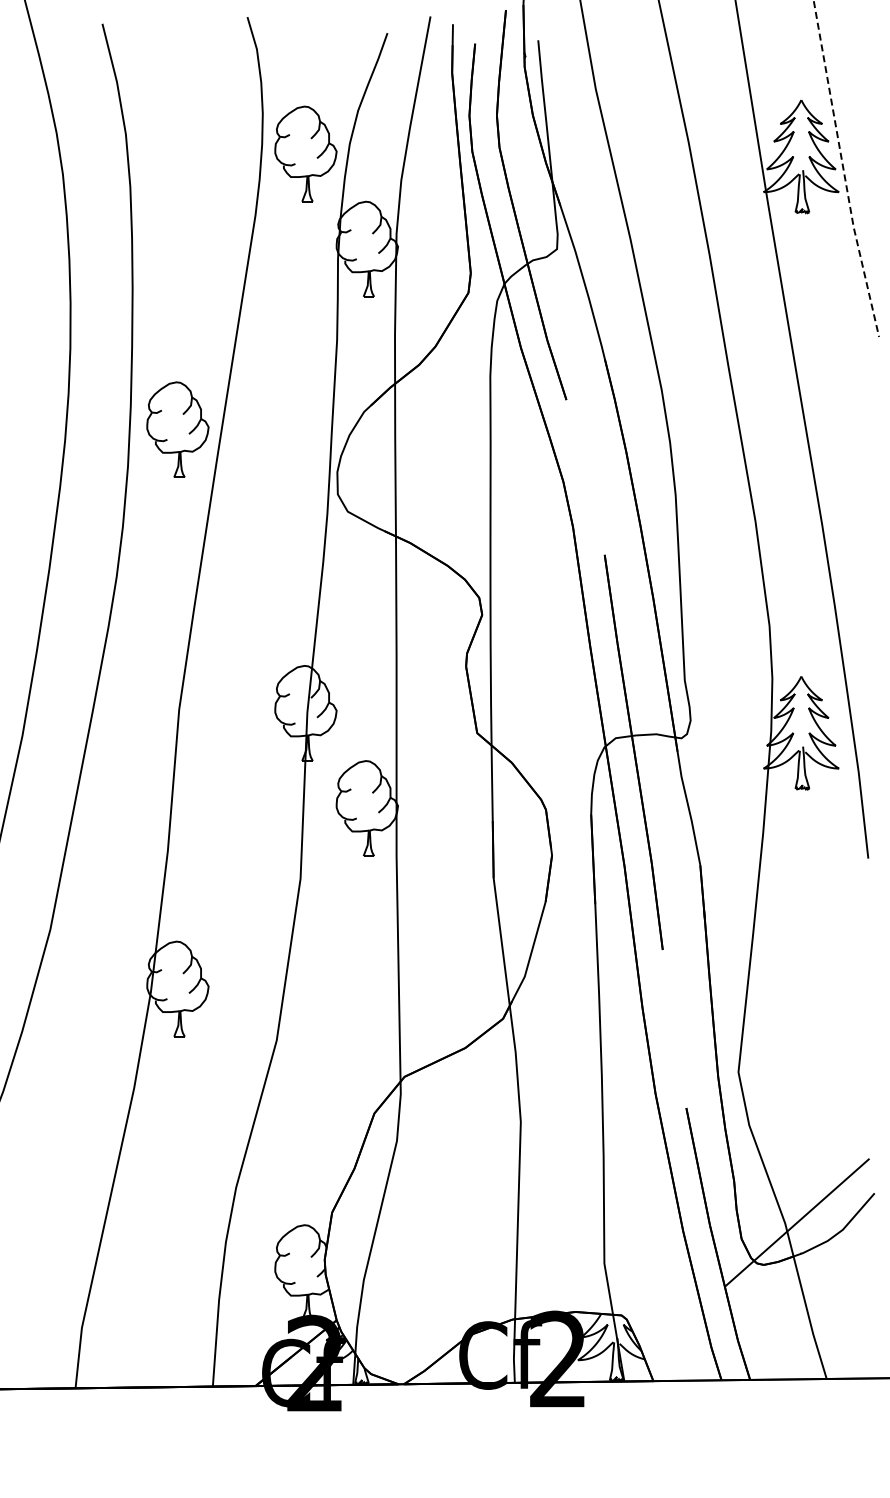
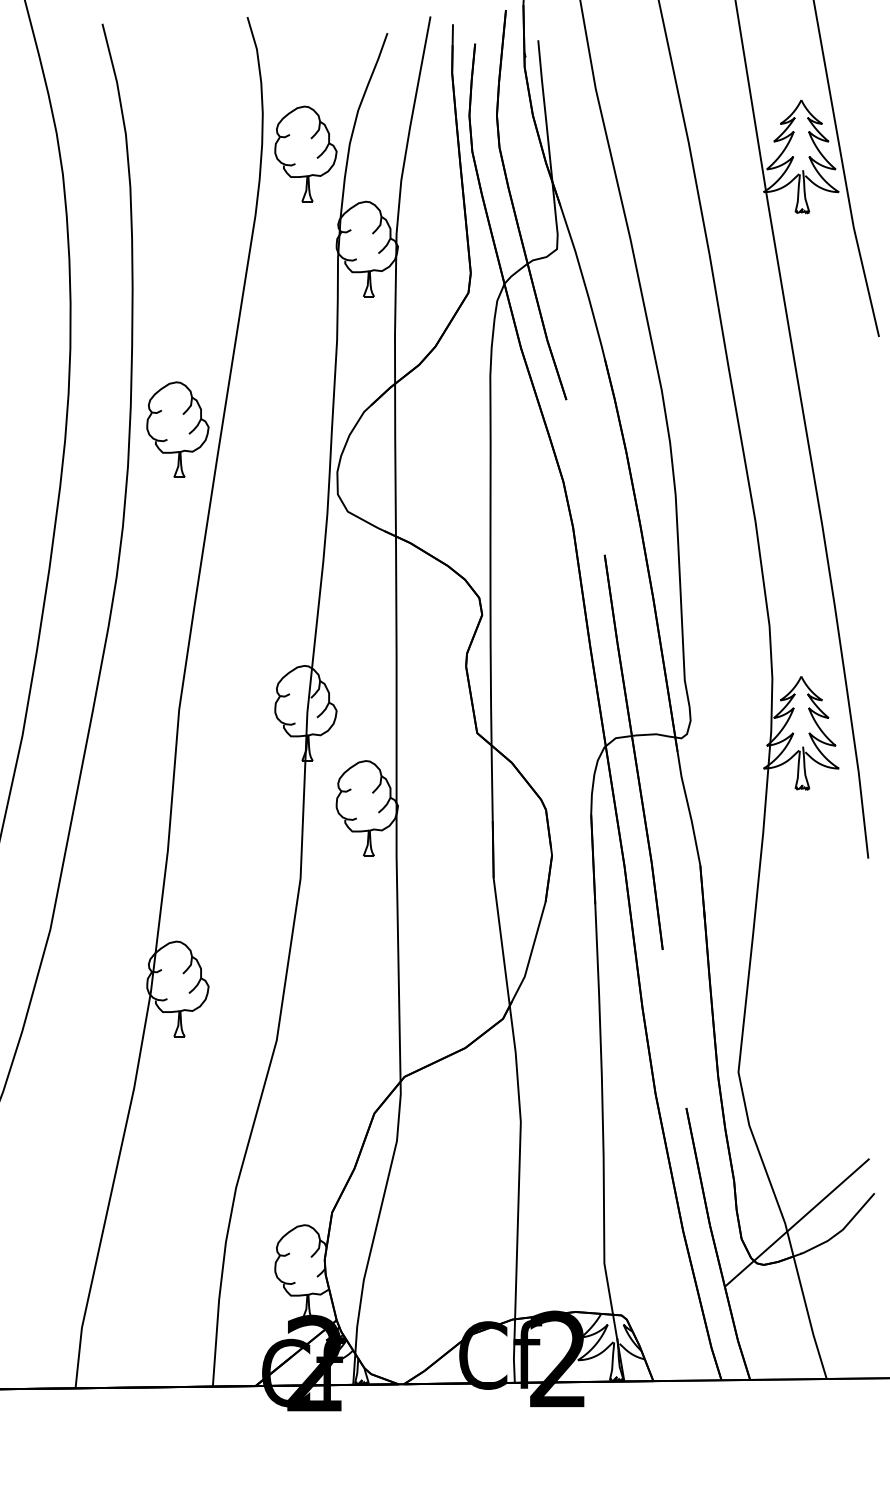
line: dashed -> solid (843, 169)
